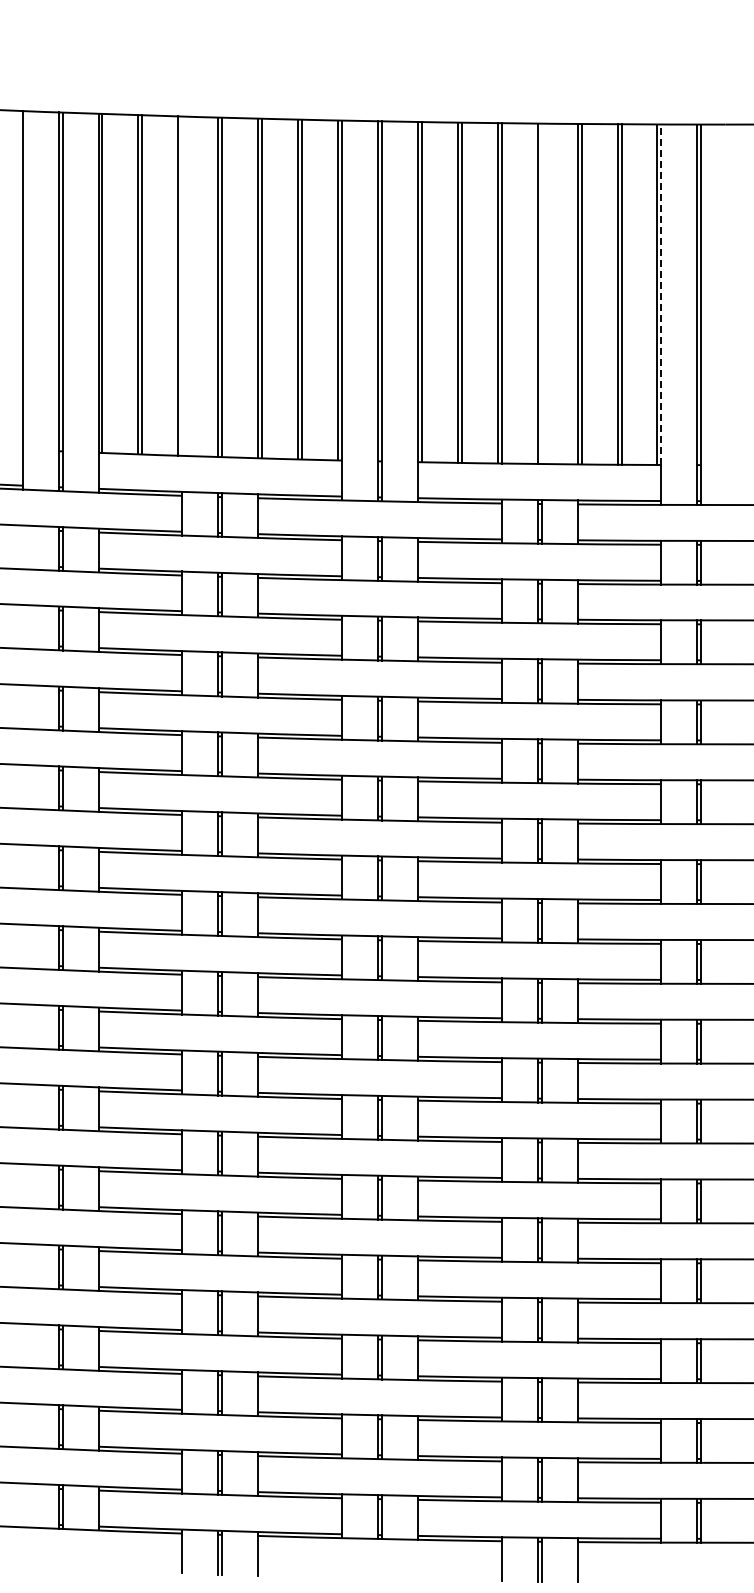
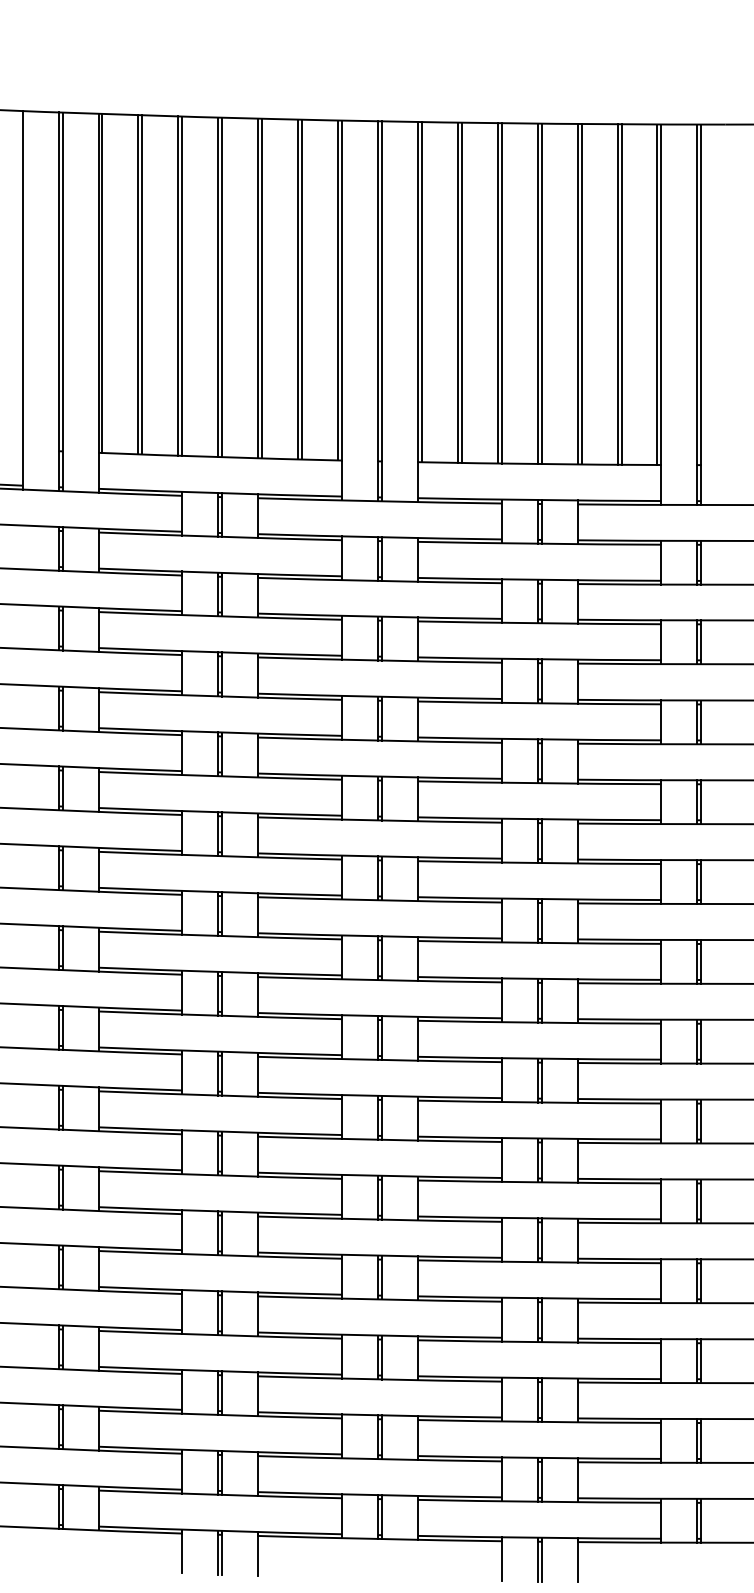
line: none -> present (182, 285)
line: none -> present (541, 293)
line: dashed -> solid (661, 294)
